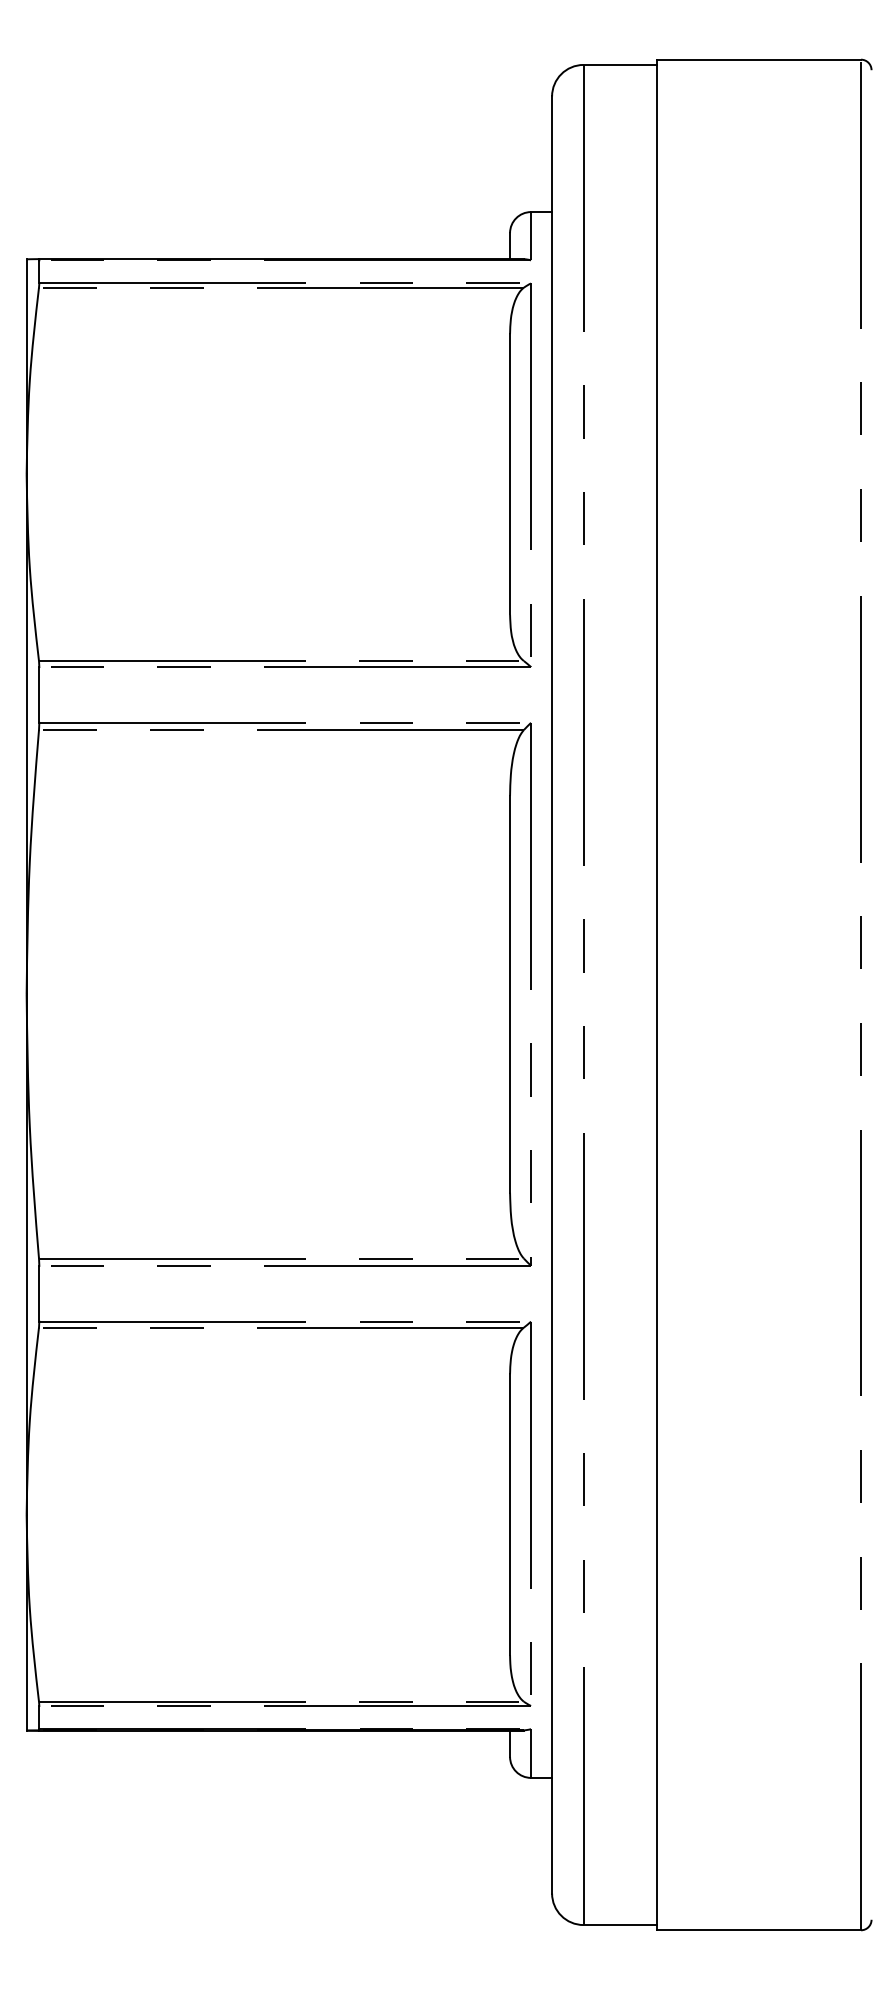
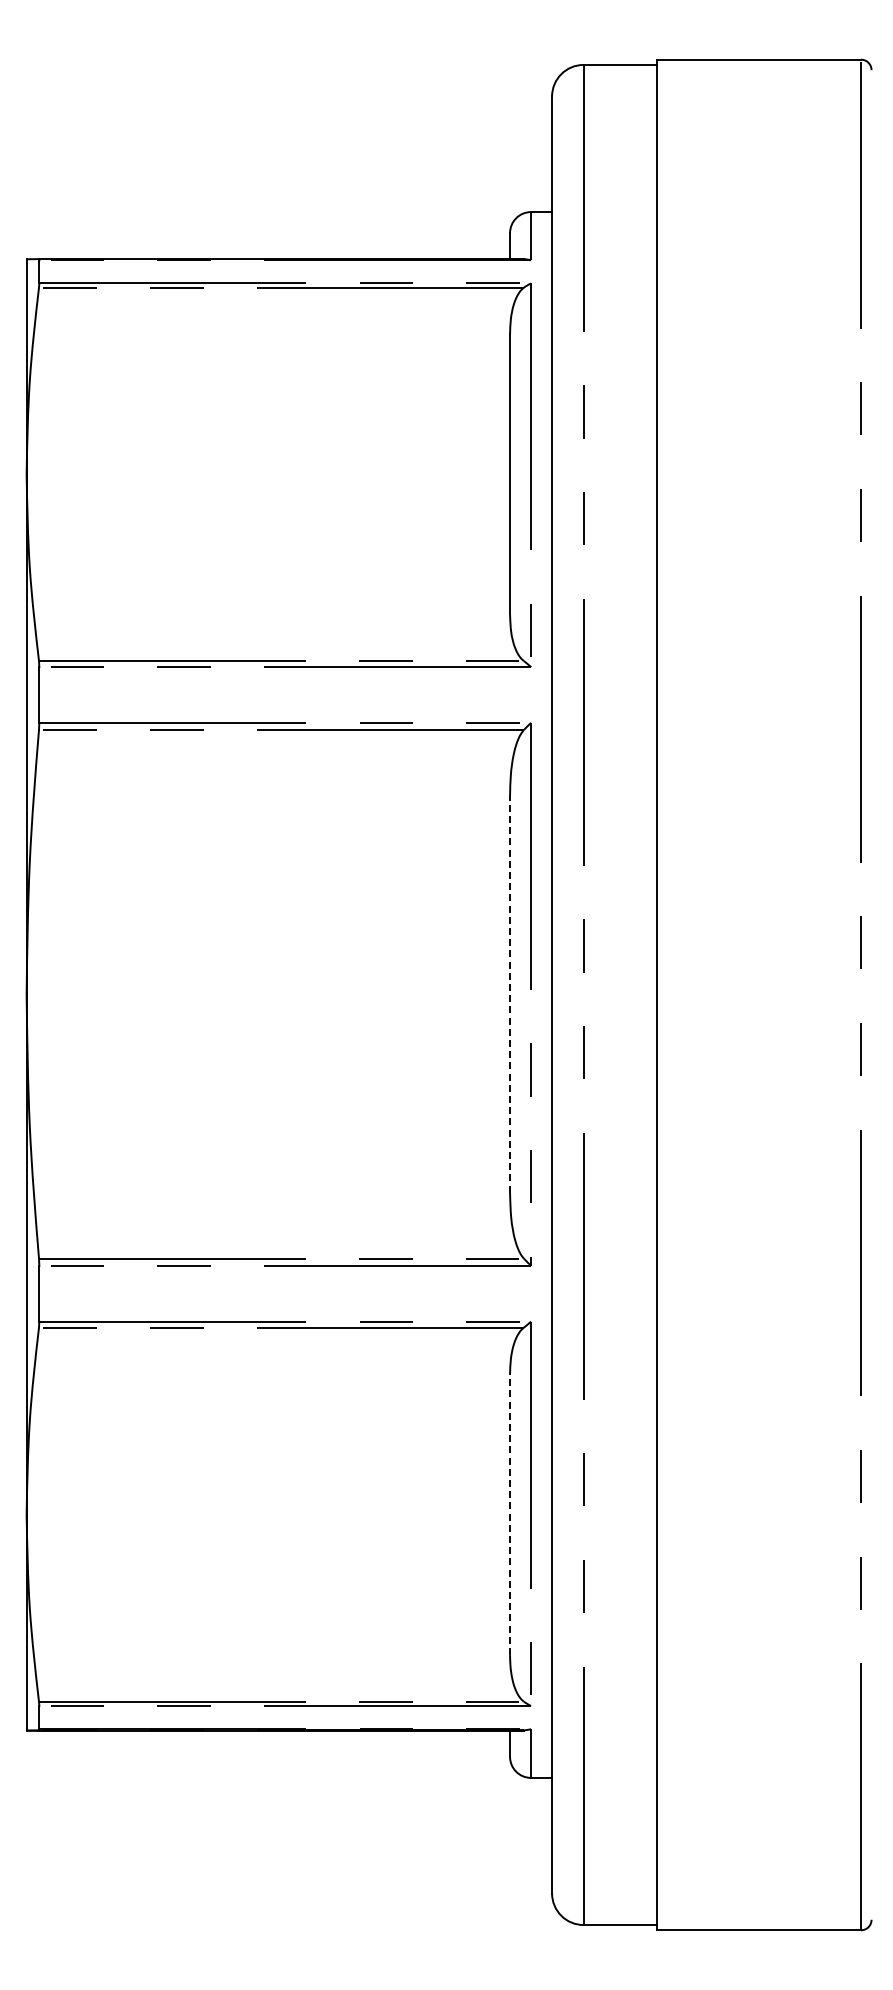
line: solid -> dashed (510, 993)
line: solid -> dashed (510, 1514)
